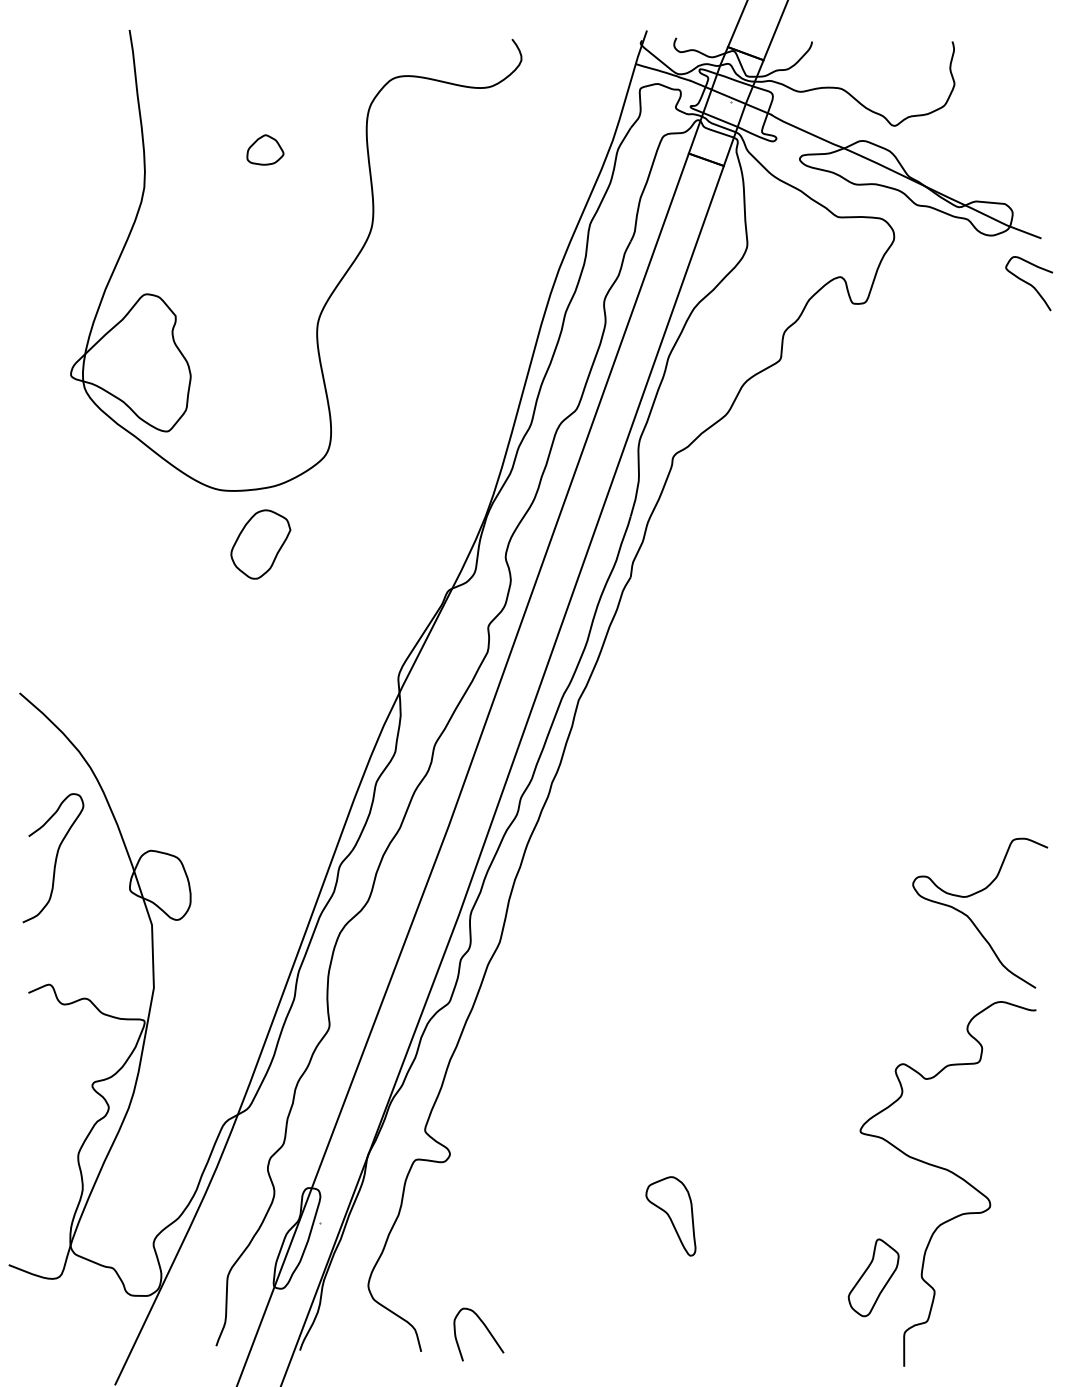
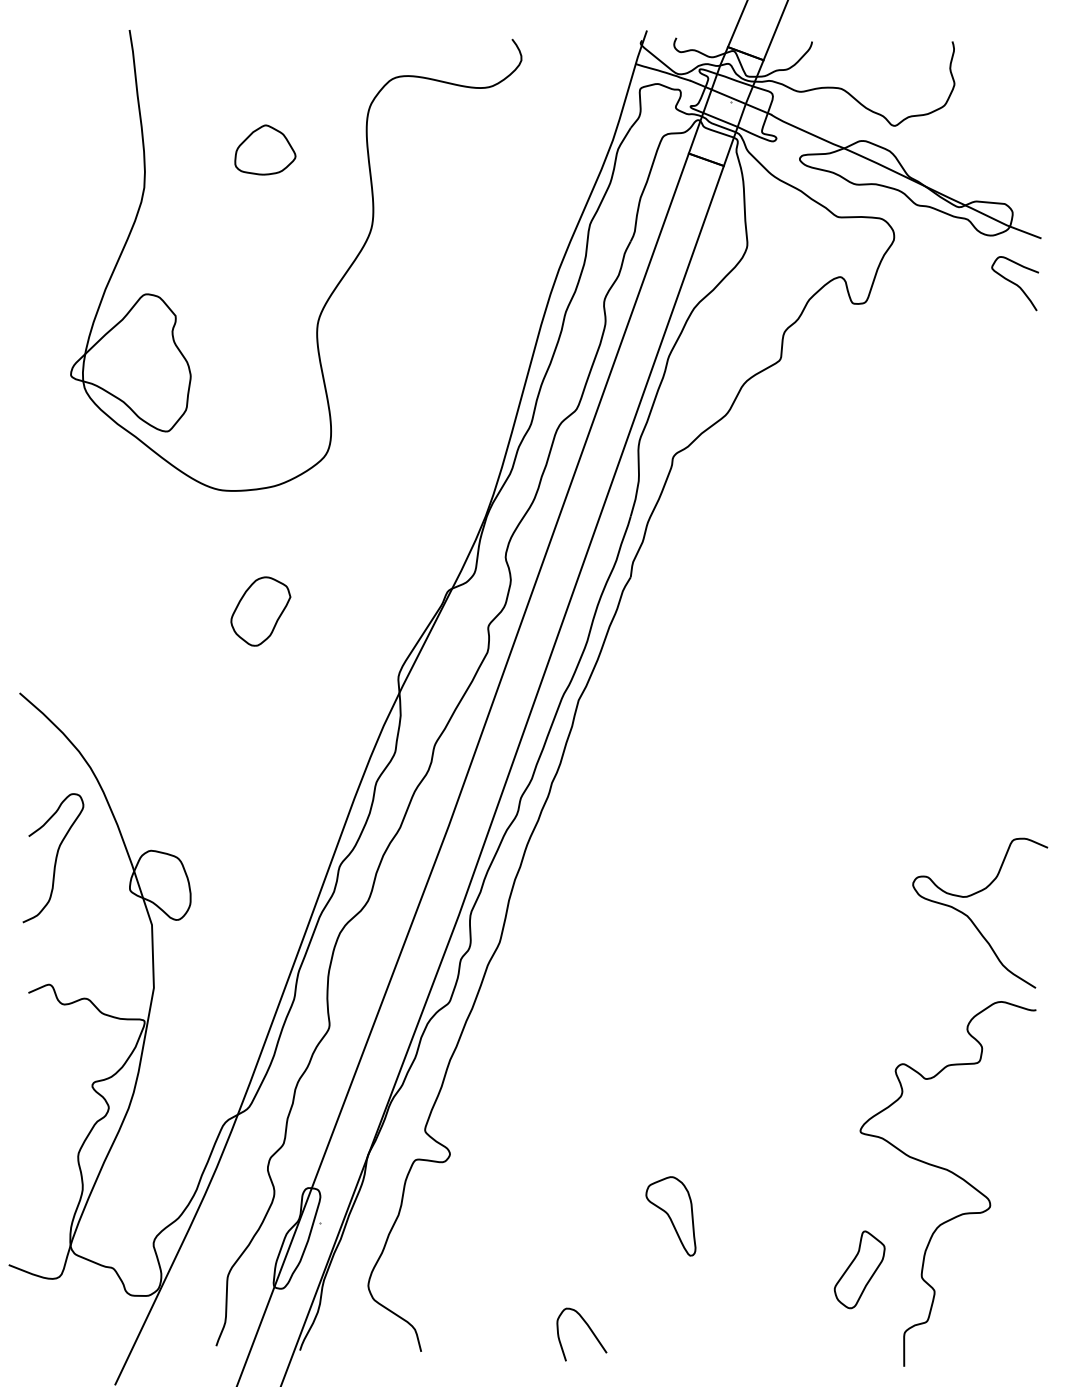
part size: 39x32 px -> 63x52 px (265, 149)
curve position: (1029, 283) -> (1015, 283) (1015, 283)
part position: (260, 544) -> (260, 611) (260, 611)
part position: (873, 1277) -> (859, 1269) (859, 1269)
curve position: (486, 1329) -> (589, 1329) (589, 1329)
